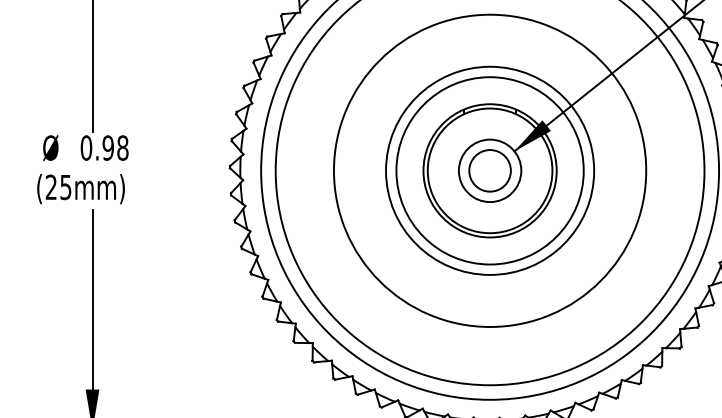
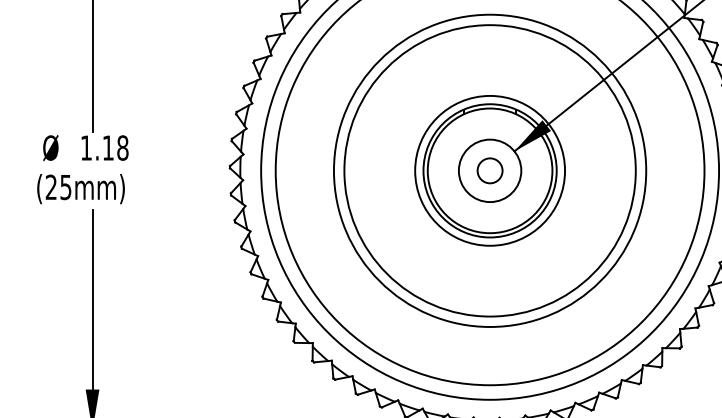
text: 0.98 -> 1.18 (96, 147)
circle diameter: 187 px -> 150 px (490, 170)
circle diameter: 42 px -> 25 px (489, 170)
circle diameter: 208 px -> 291 px (489, 170)
